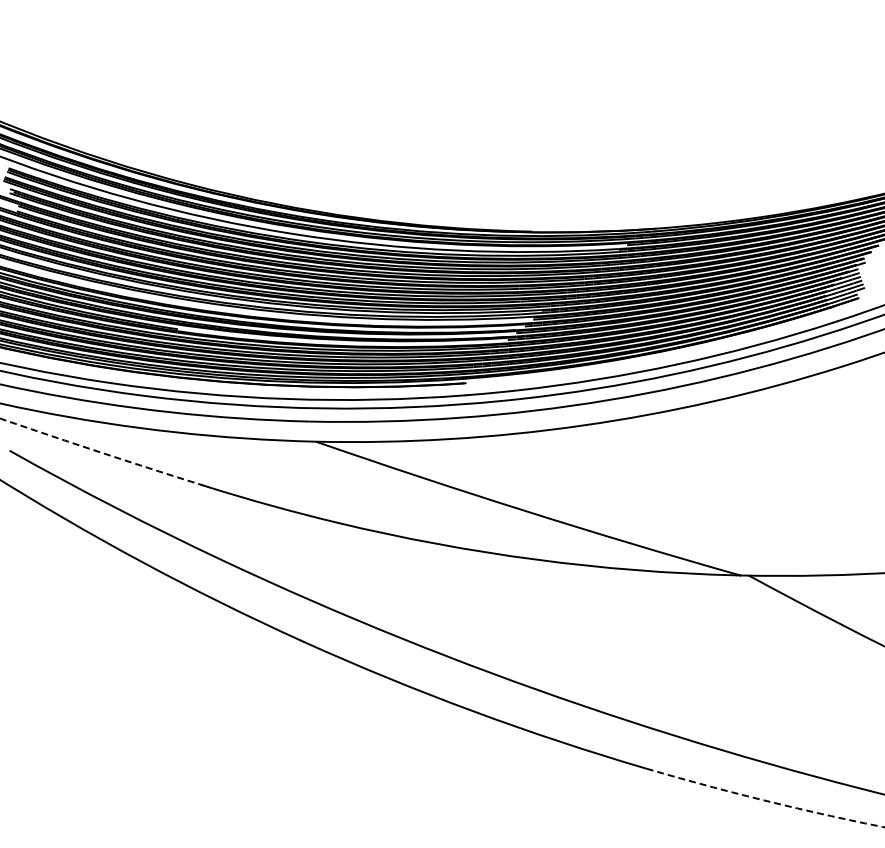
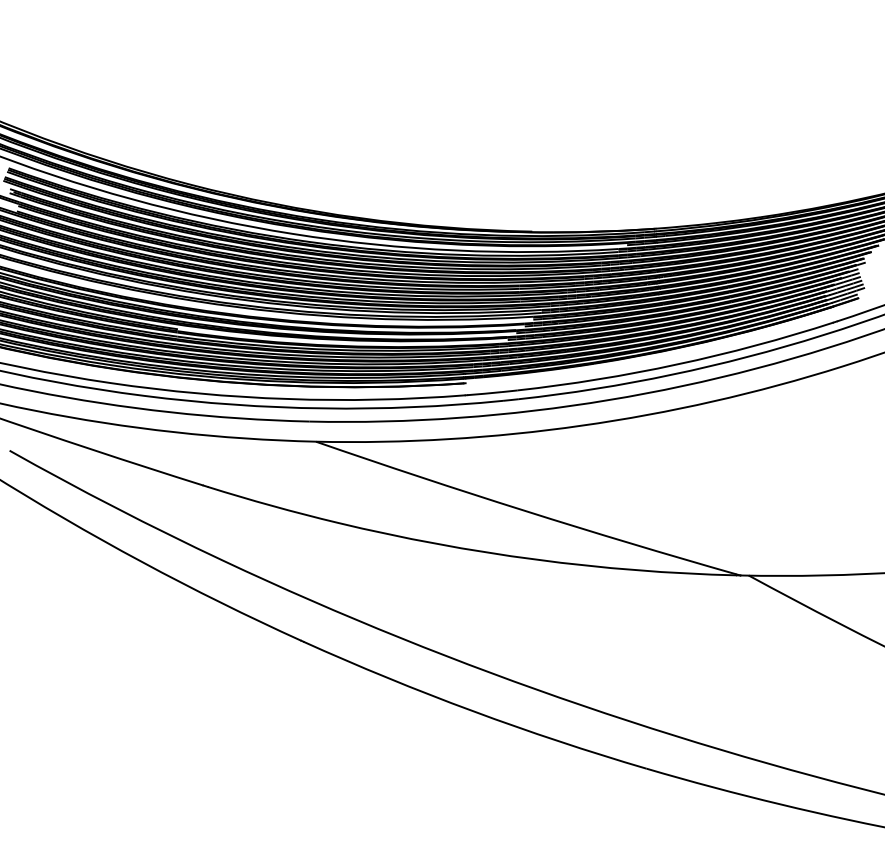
arc: dashed -> solid (101, 452)
arc: dashed -> solid (765, 800)
